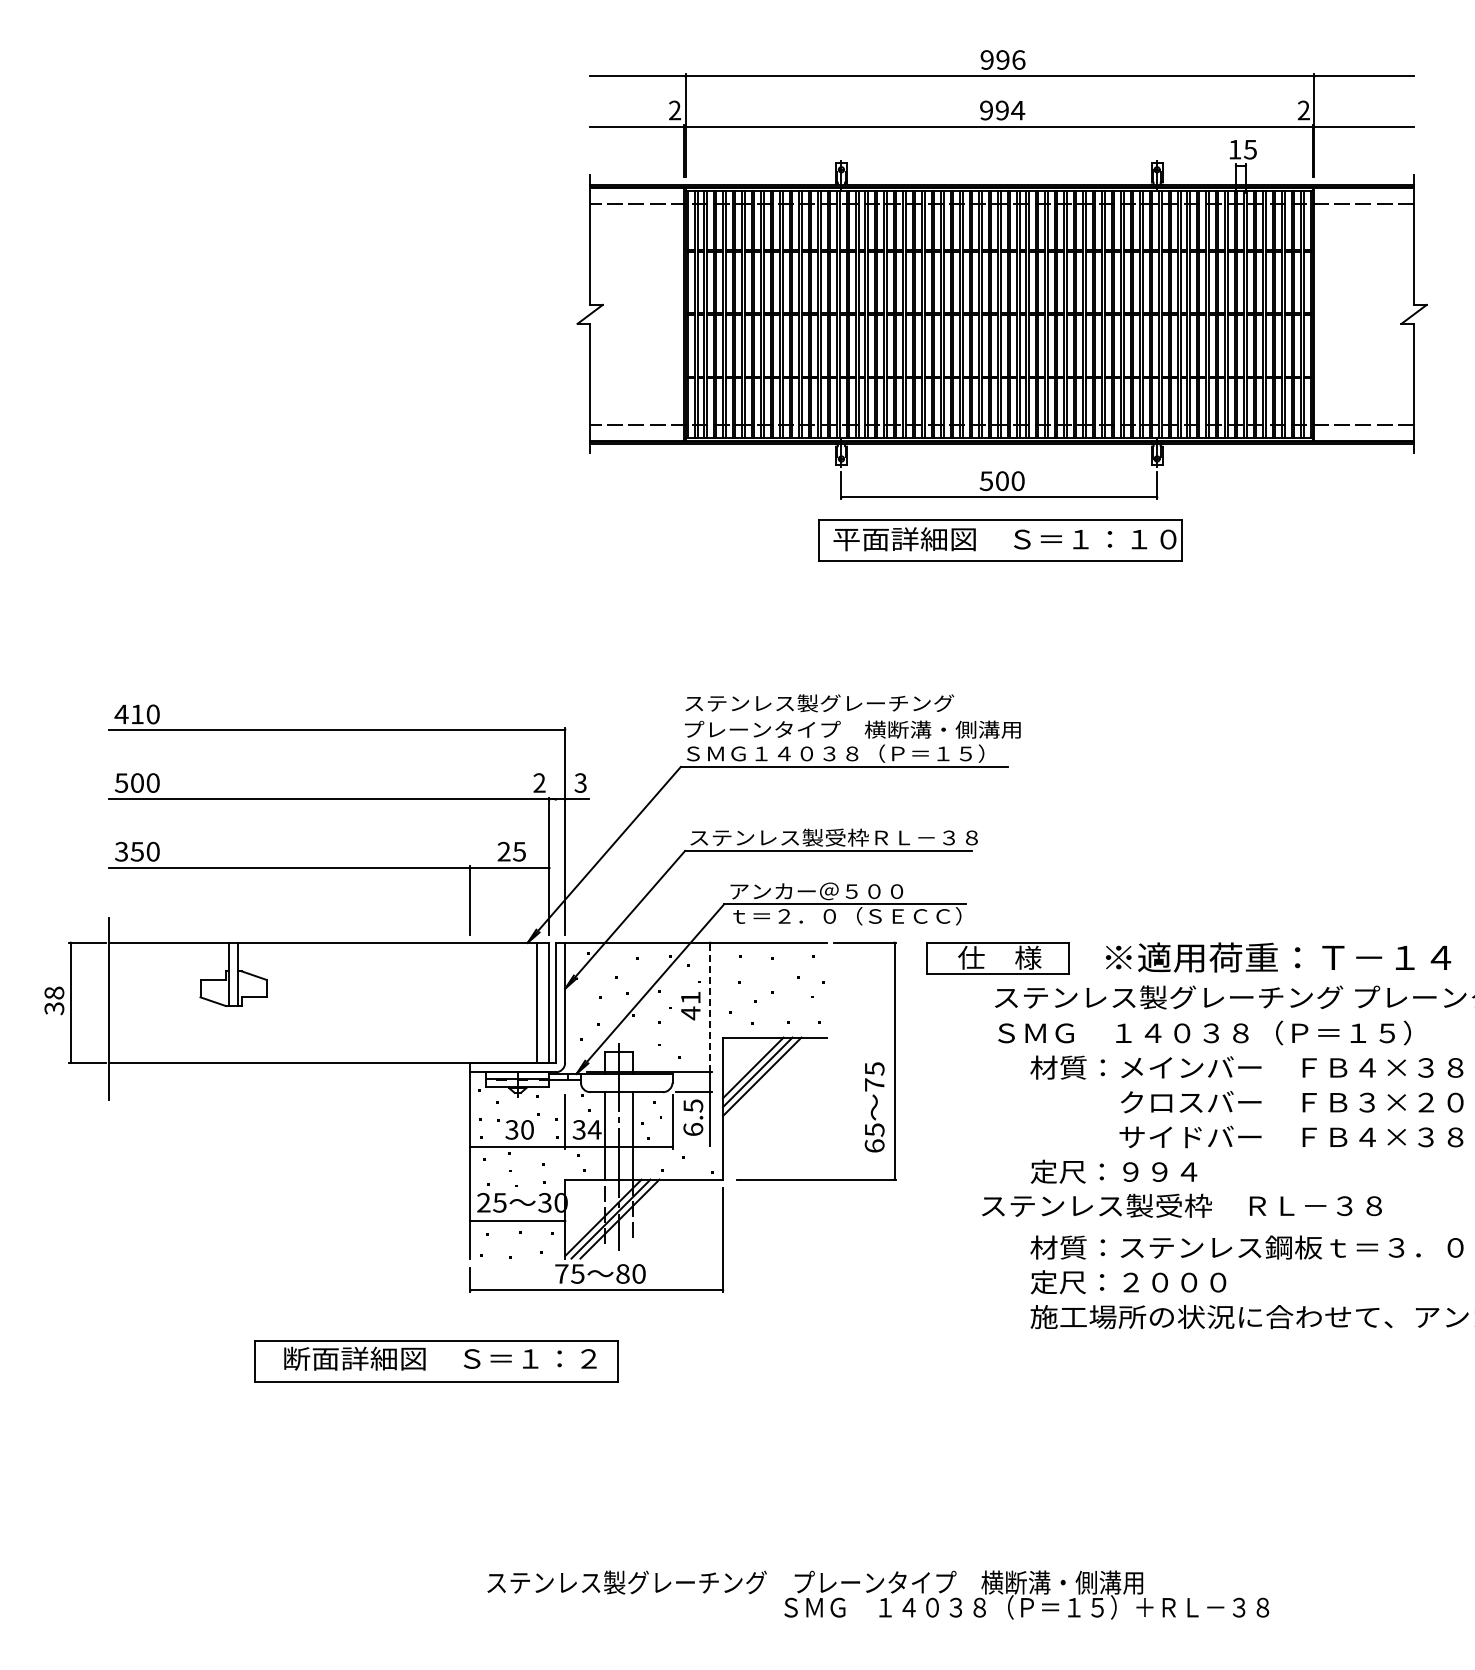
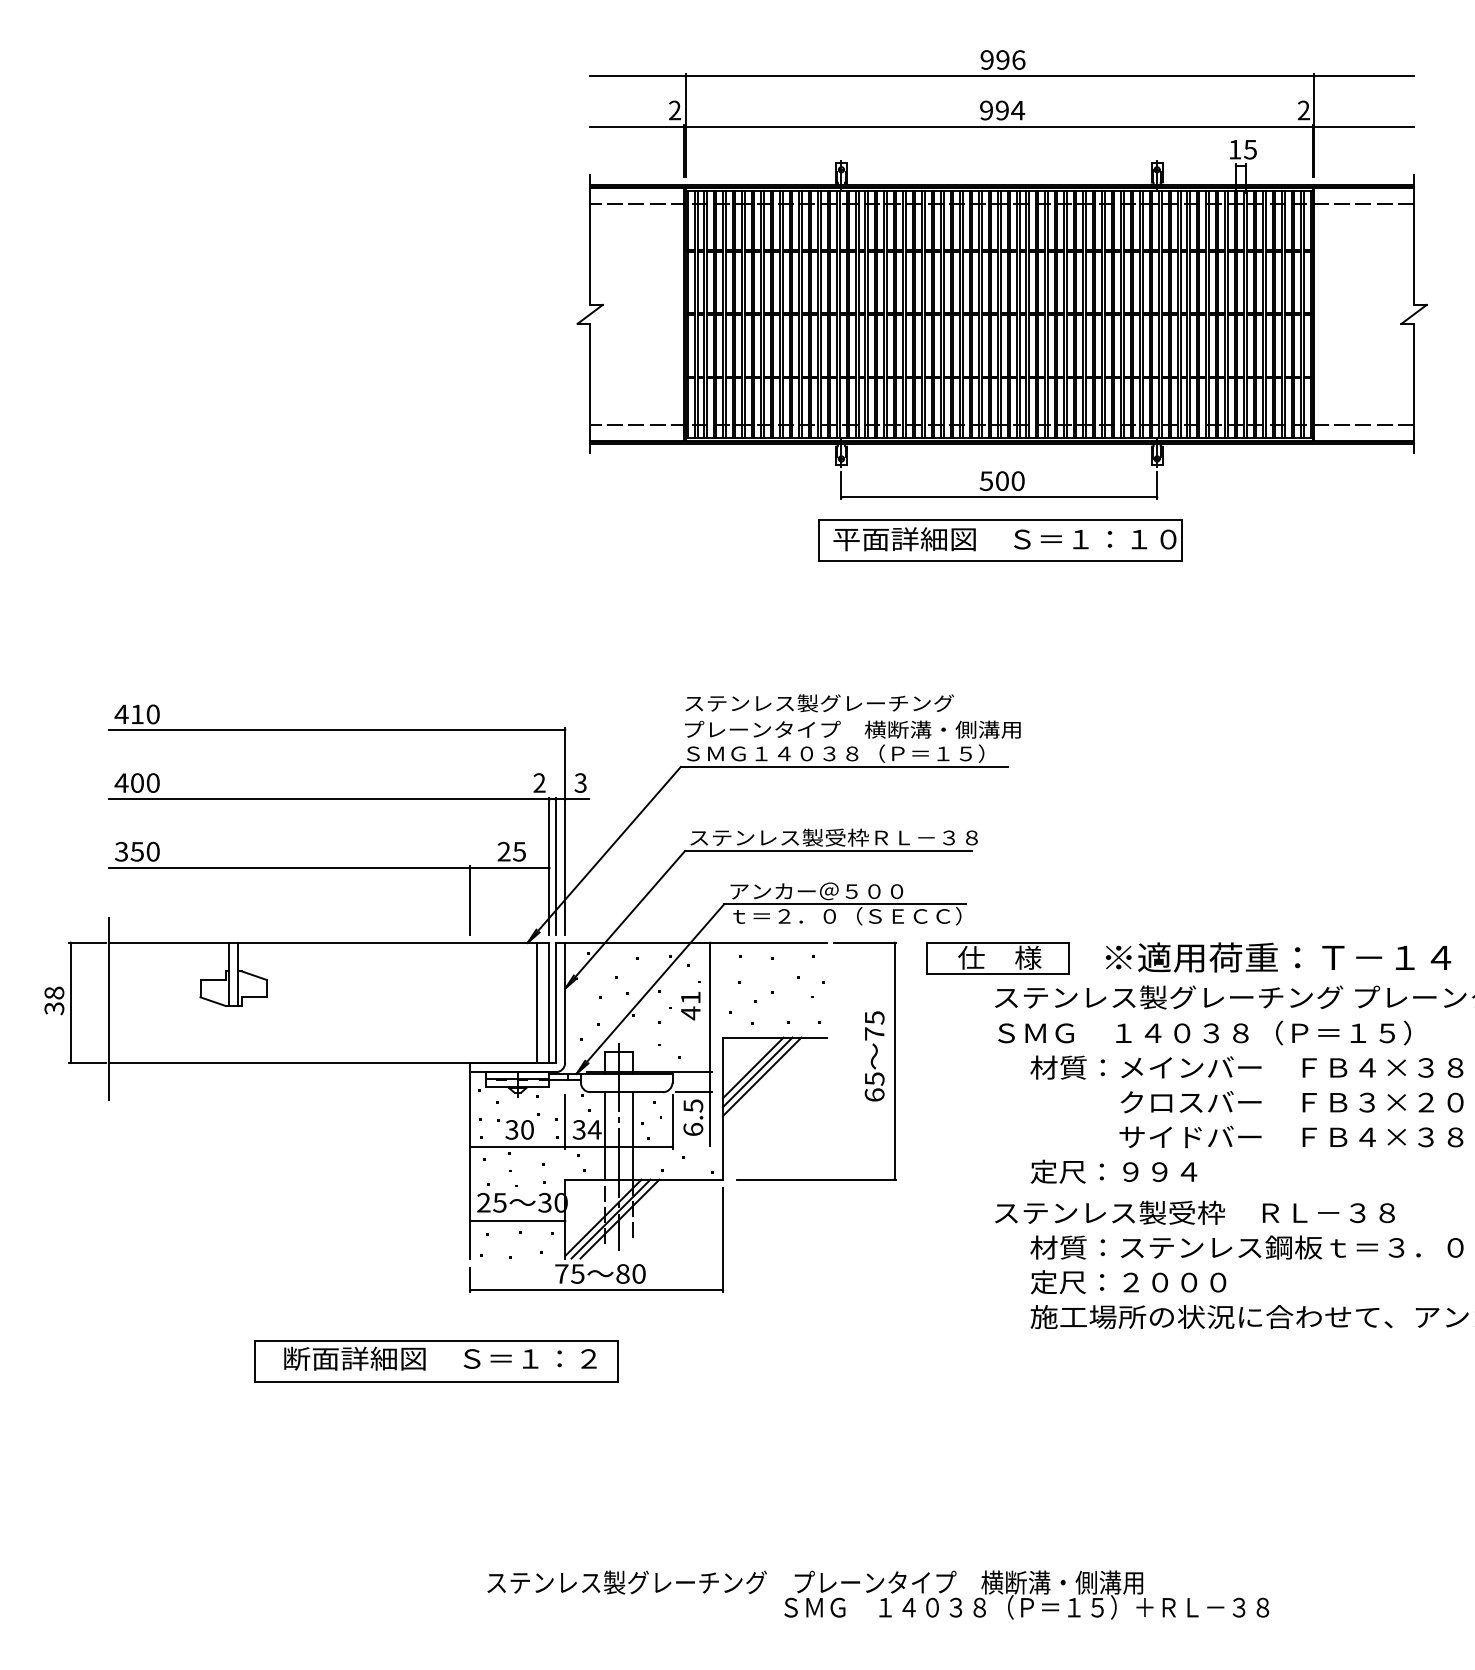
text: 500 -> 400 (121, 782)
line: none -> present (555, 865)
line: dashed -> solid (710, 1007)
text position: (874, 1107) -> (874, 1056) (874, 1056)
text position: (1181, 1205) -> (1194, 1212) (1194, 1212)
